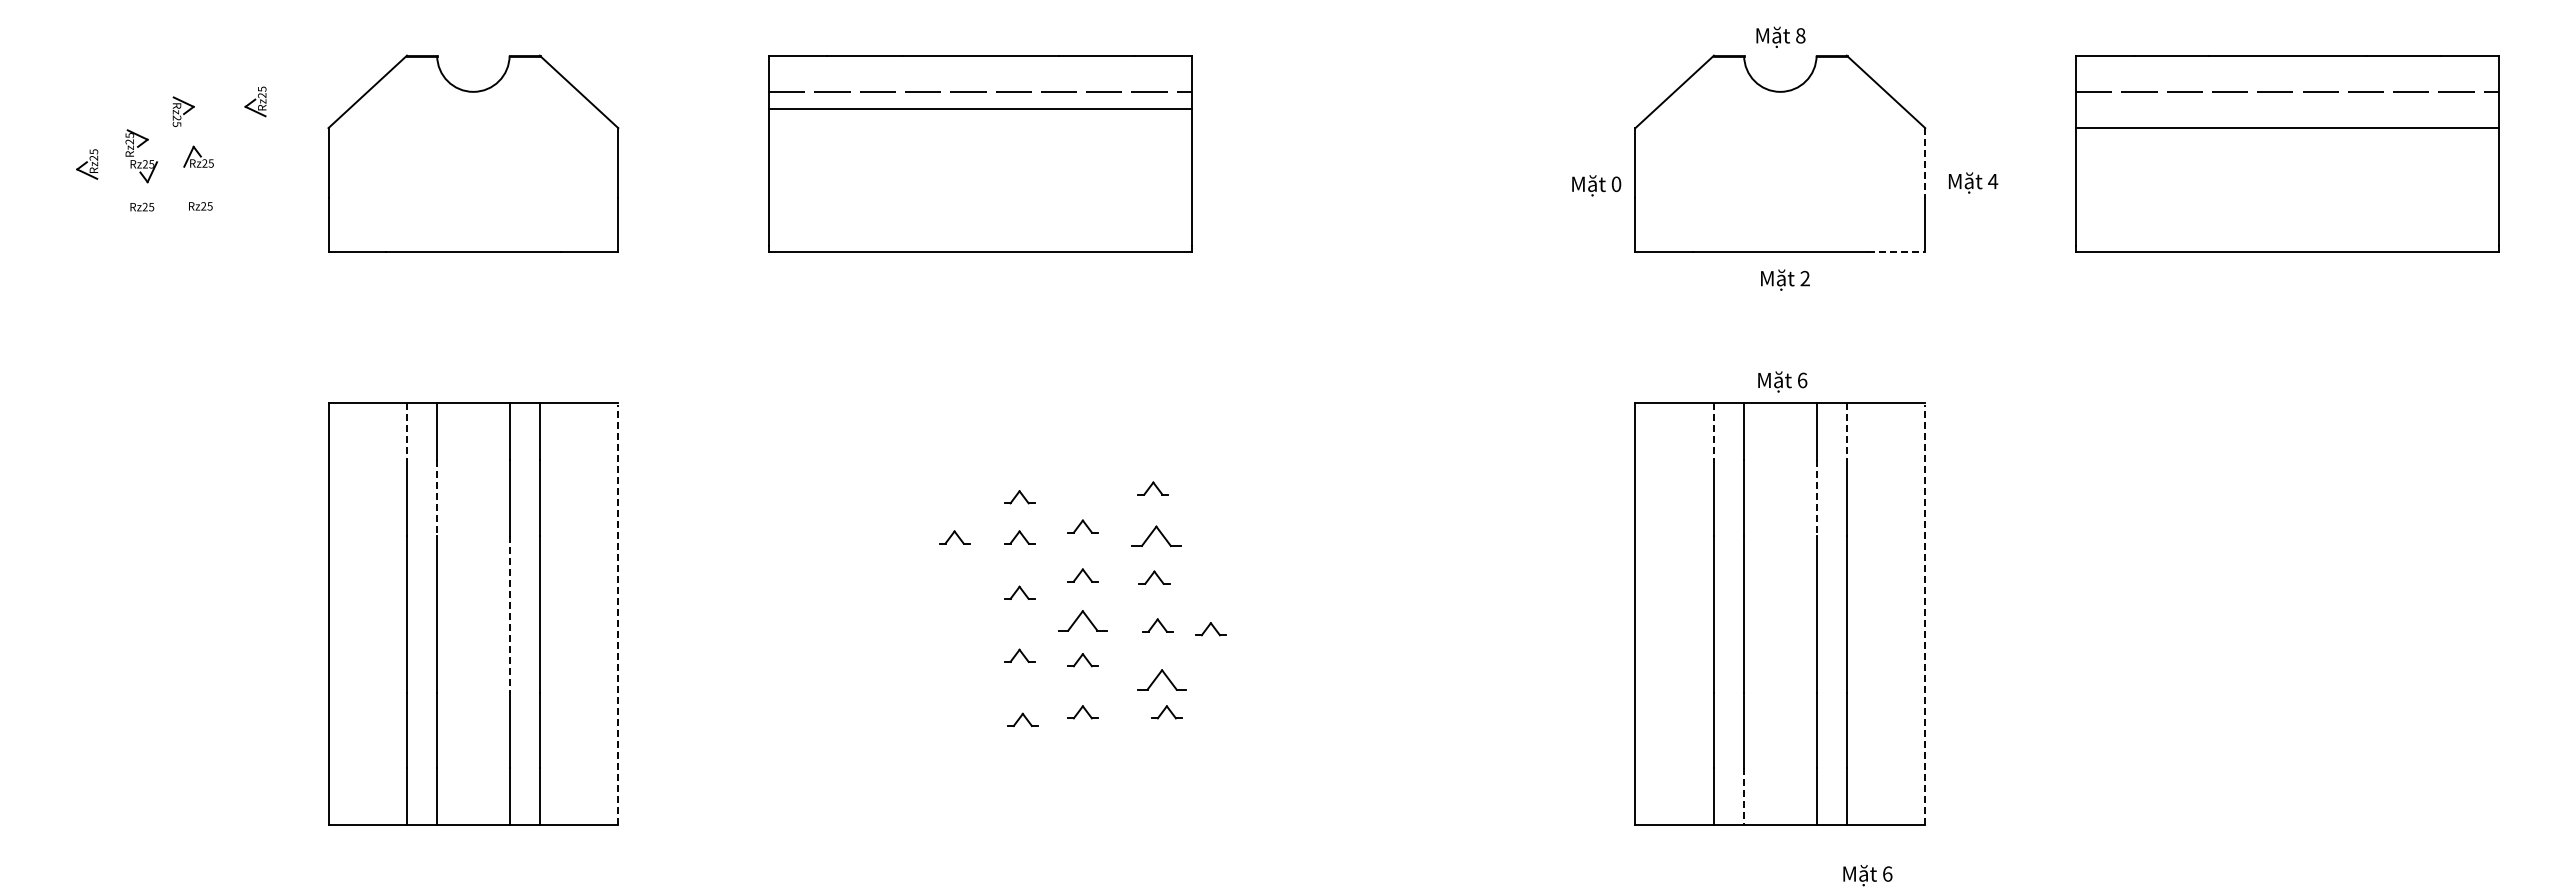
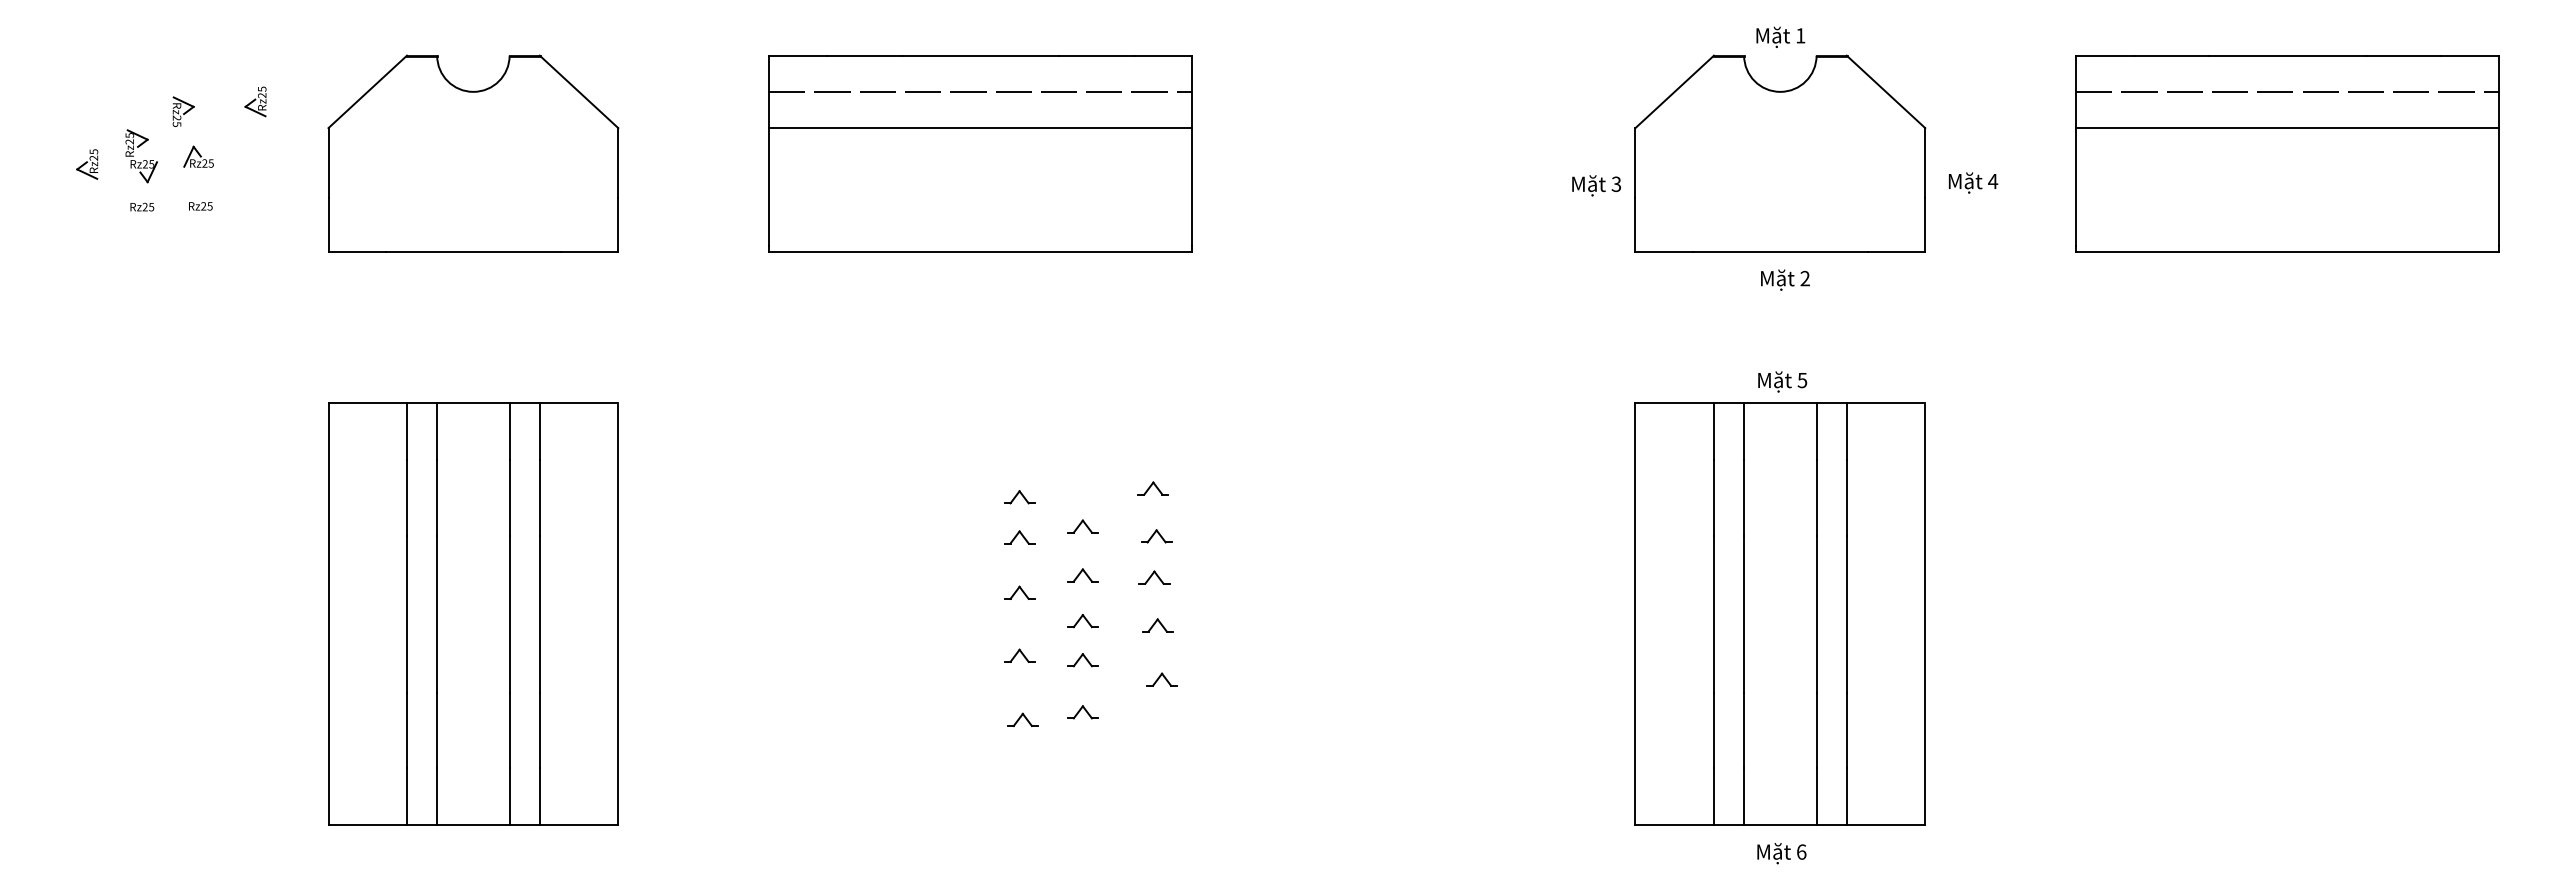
text: 8 -> 1 (1800, 35)
line position: (980, 109) -> (980, 128) (980, 128)
line: dashed -> solid (1925, 162)
text: 0 -> 3 (1616, 183)
line: dashed -> solid (1896, 251)
text: 6 -> 5 (1802, 380)
line: dashed -> solid (407, 431)
line: dashed -> solid (1713, 431)
line: dashed -> solid (1846, 431)
line: dashed -> solid (437, 497)
line: dashed -> solid (1816, 497)
part size: 51x22 px -> 32x15 px (1156, 536)
part: present -> none (954, 537)
line: dashed -> solid (509, 614)
line: dashed -> solid (618, 614)
line: dashed -> solid (1925, 614)
part size: 50x22 px -> 32x15 px (1082, 621)
part: present -> none (1210, 629)
part size: 50x22 px -> 32x15 px (1161, 679)
part: present -> none (1166, 712)
line: dashed -> solid (1744, 796)
text position: (1867, 875) -> (1781, 853) (1781, 853)
